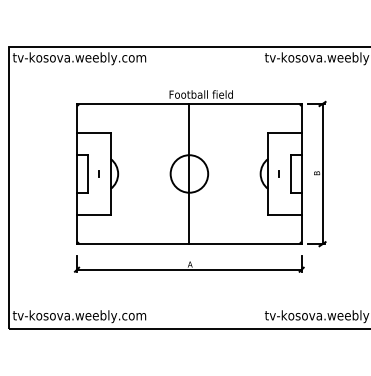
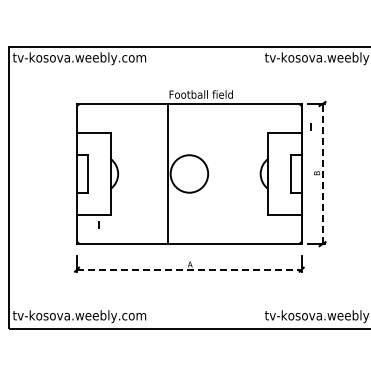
line position: (98, 173) -> (98, 224) (98, 224)
line position: (189, 173) -> (168, 173) (168, 173)
line position: (278, 173) -> (310, 126) (310, 126)
line: solid -> dashed (322, 173)
line: solid -> dashed (189, 269)
